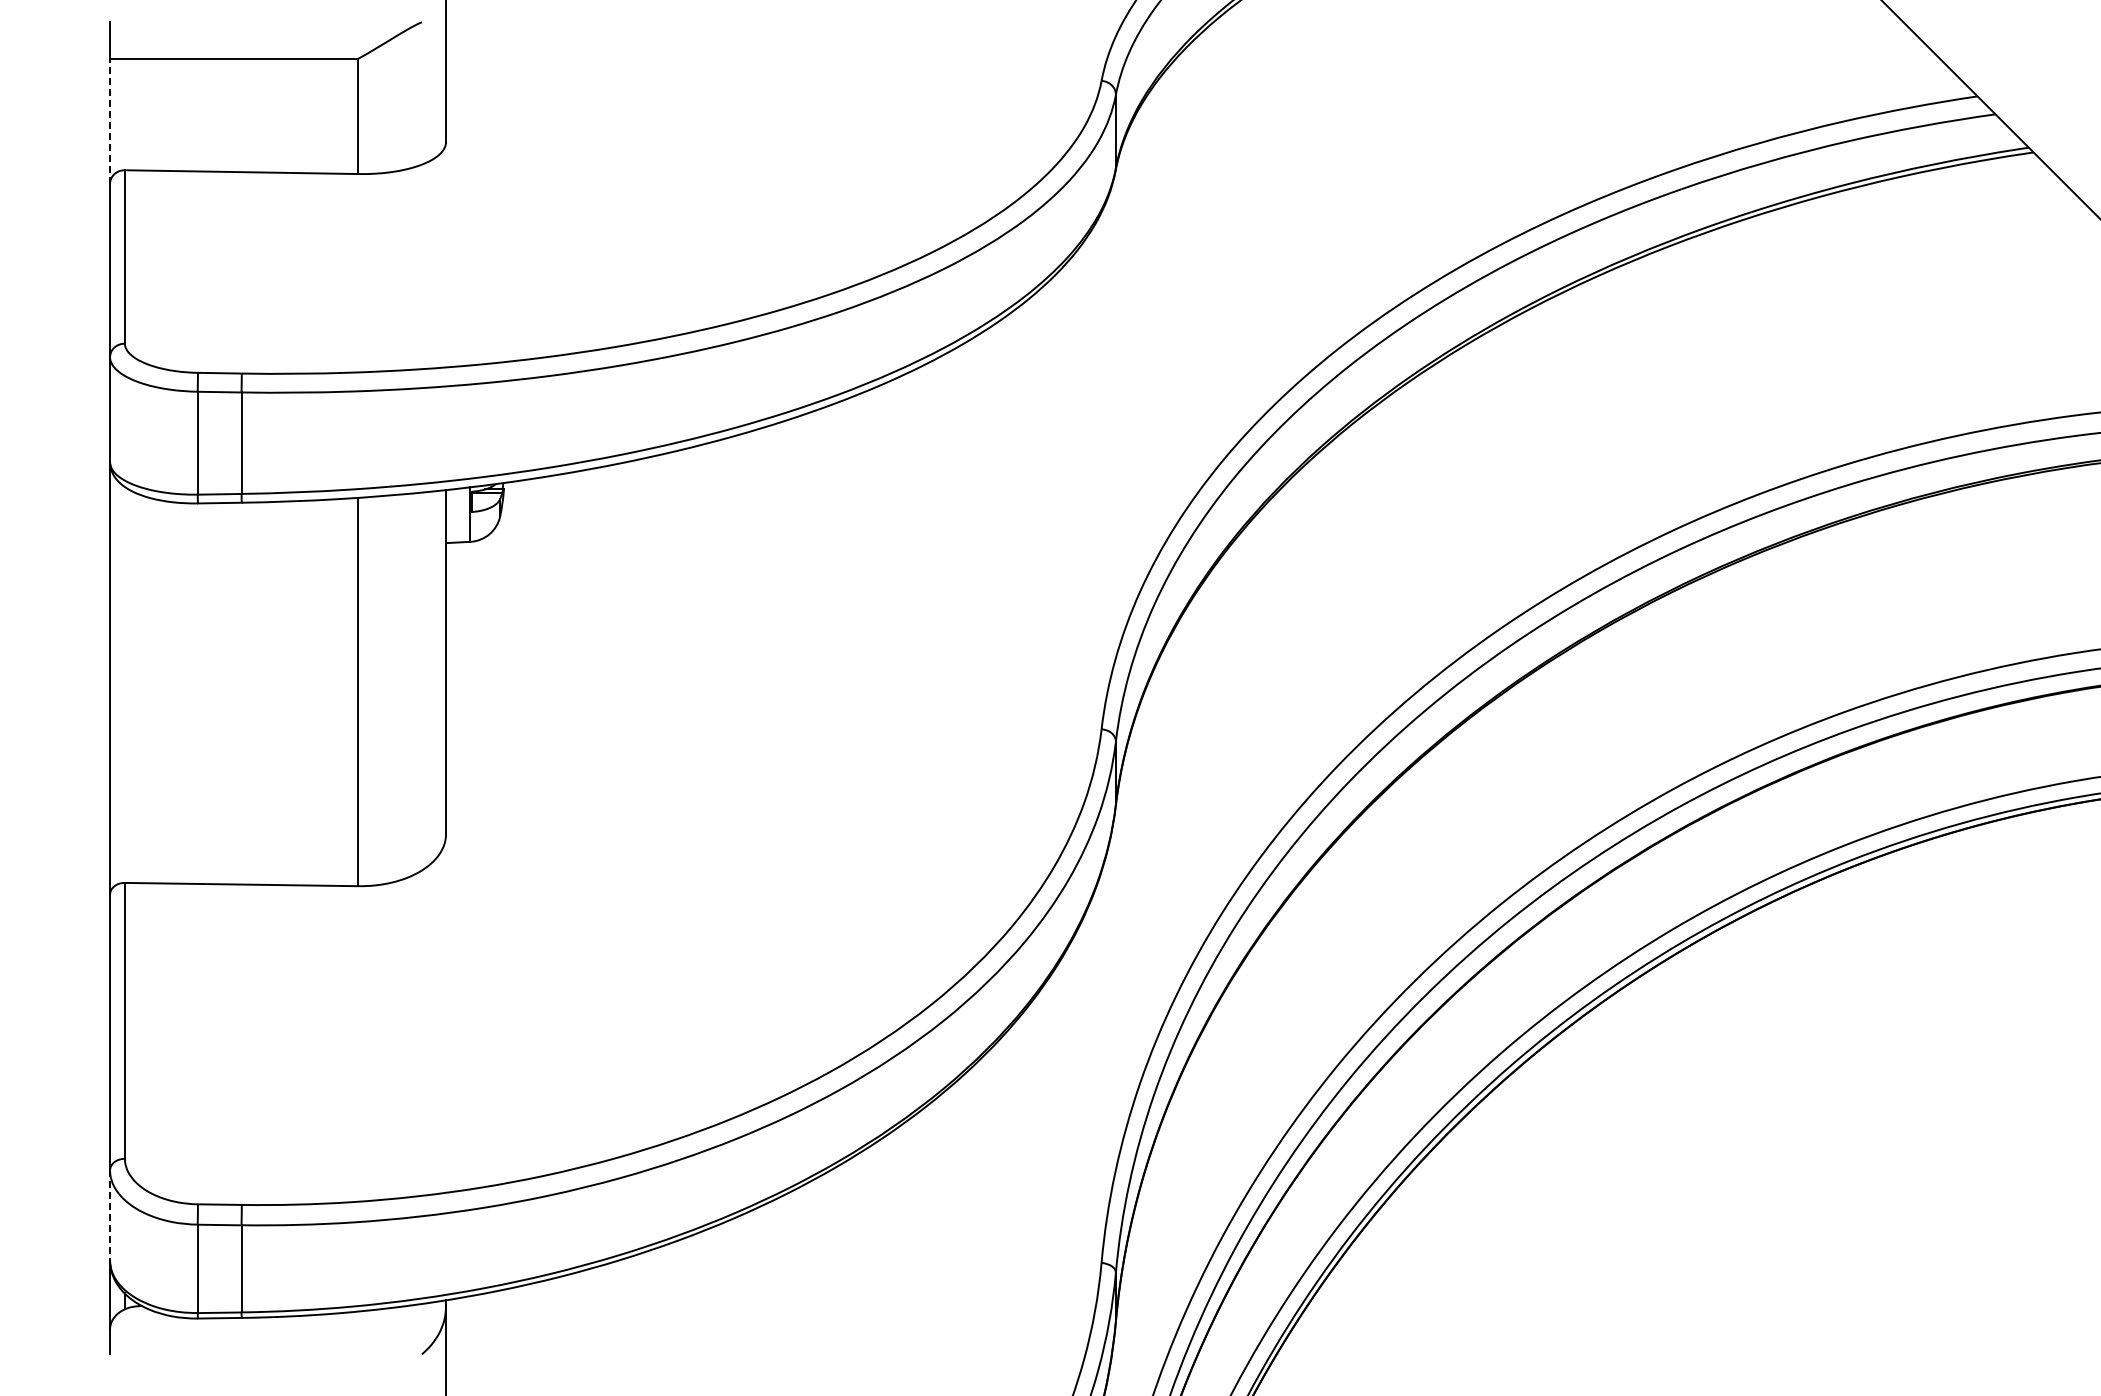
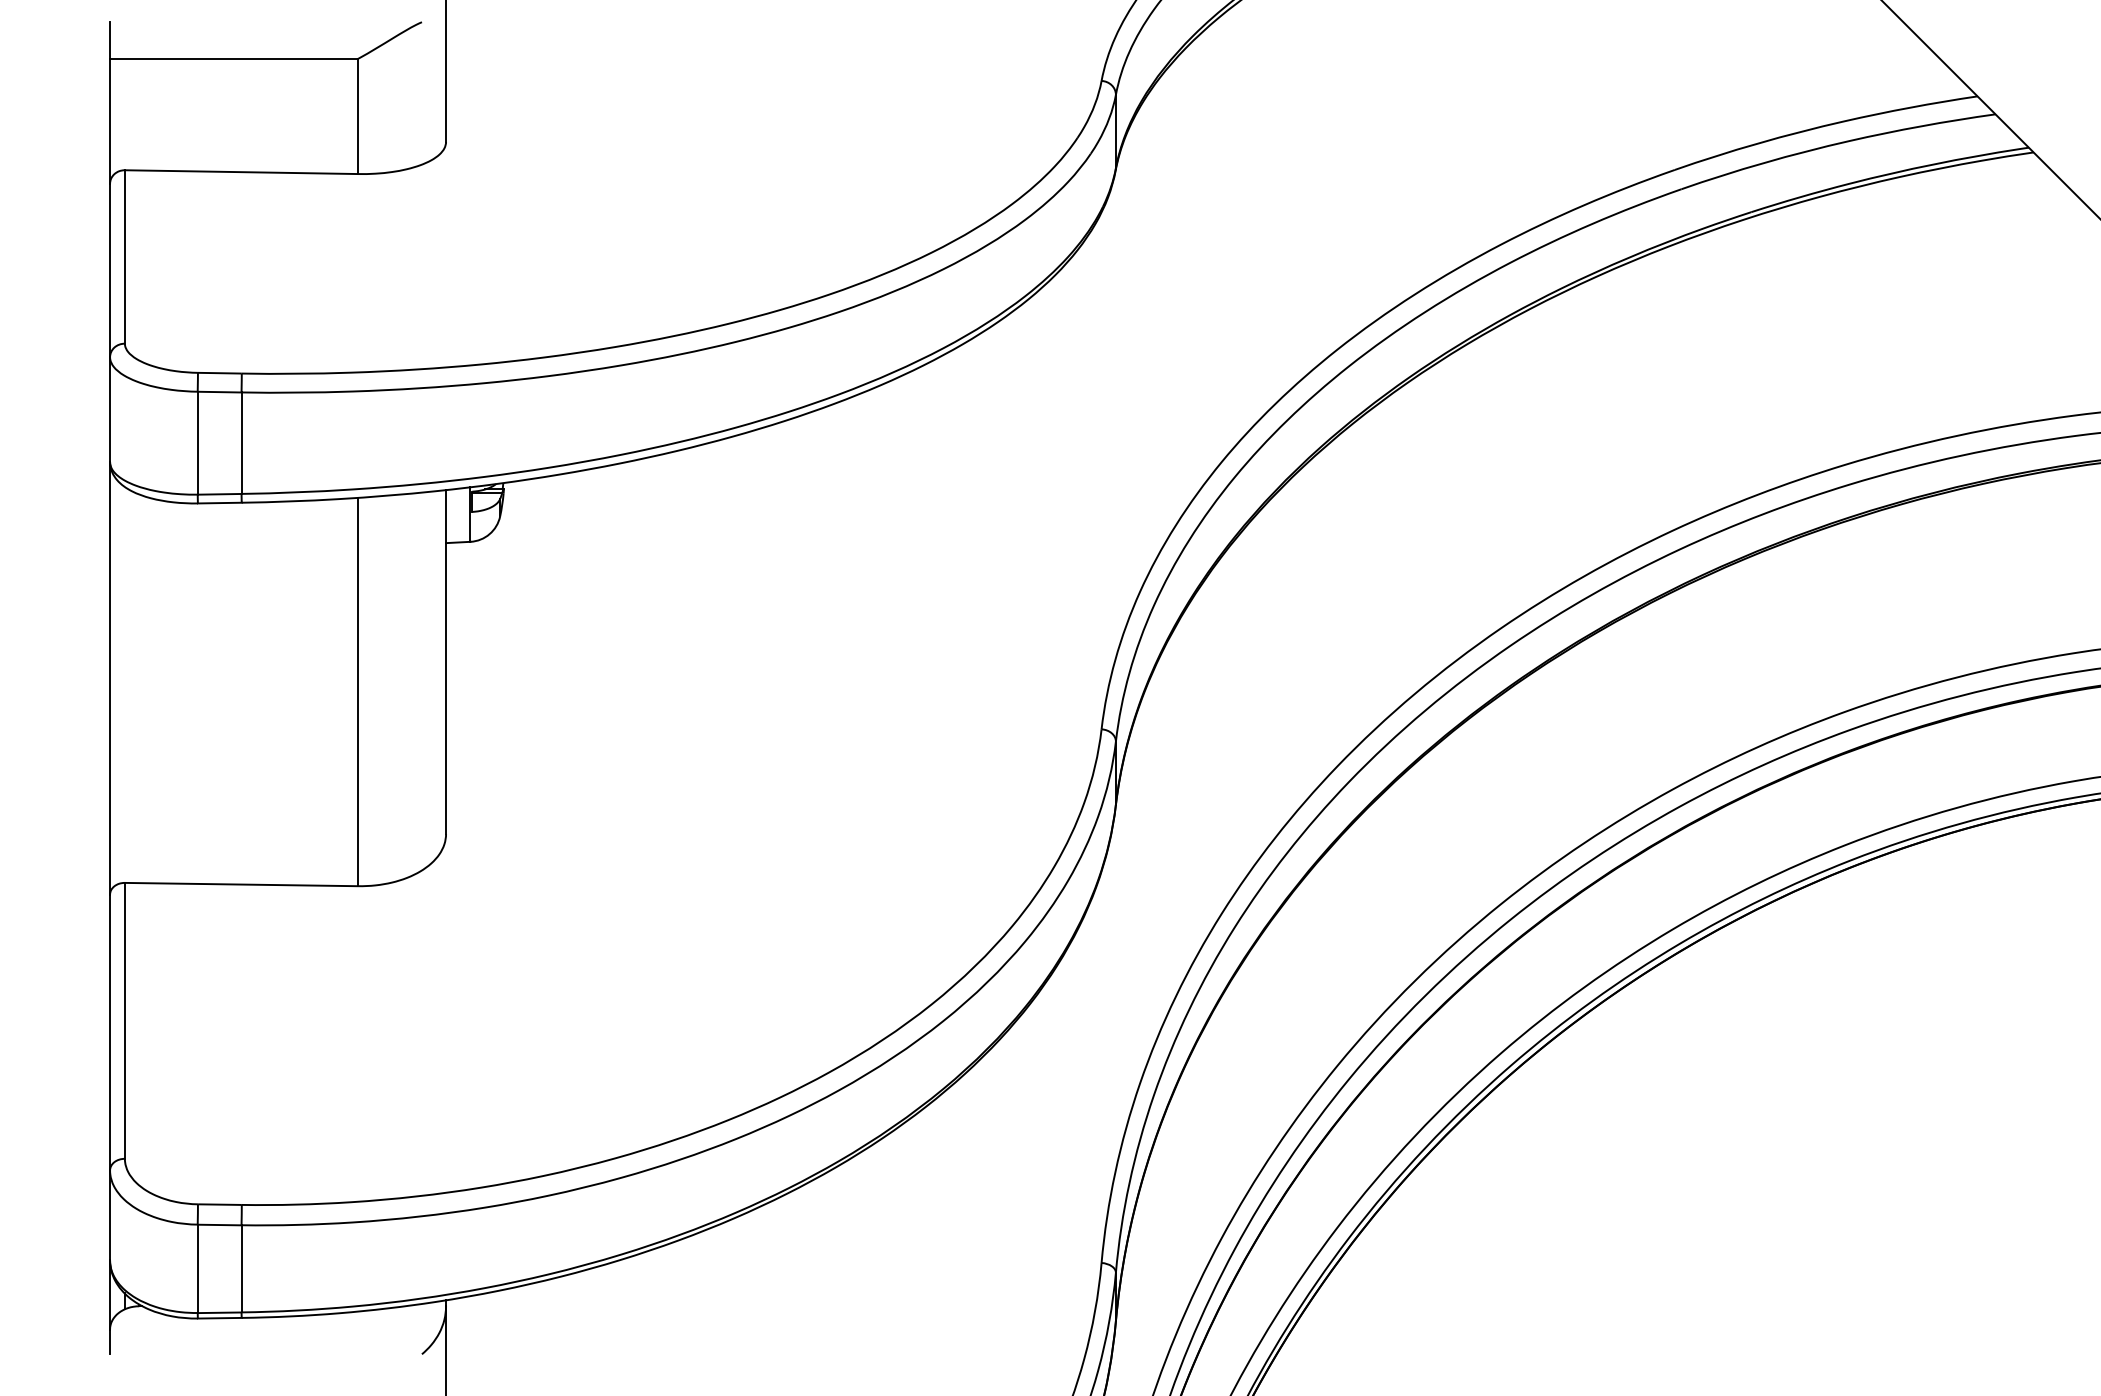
line: dashed -> solid (110, 121)
line: dashed -> solid (110, 1215)
